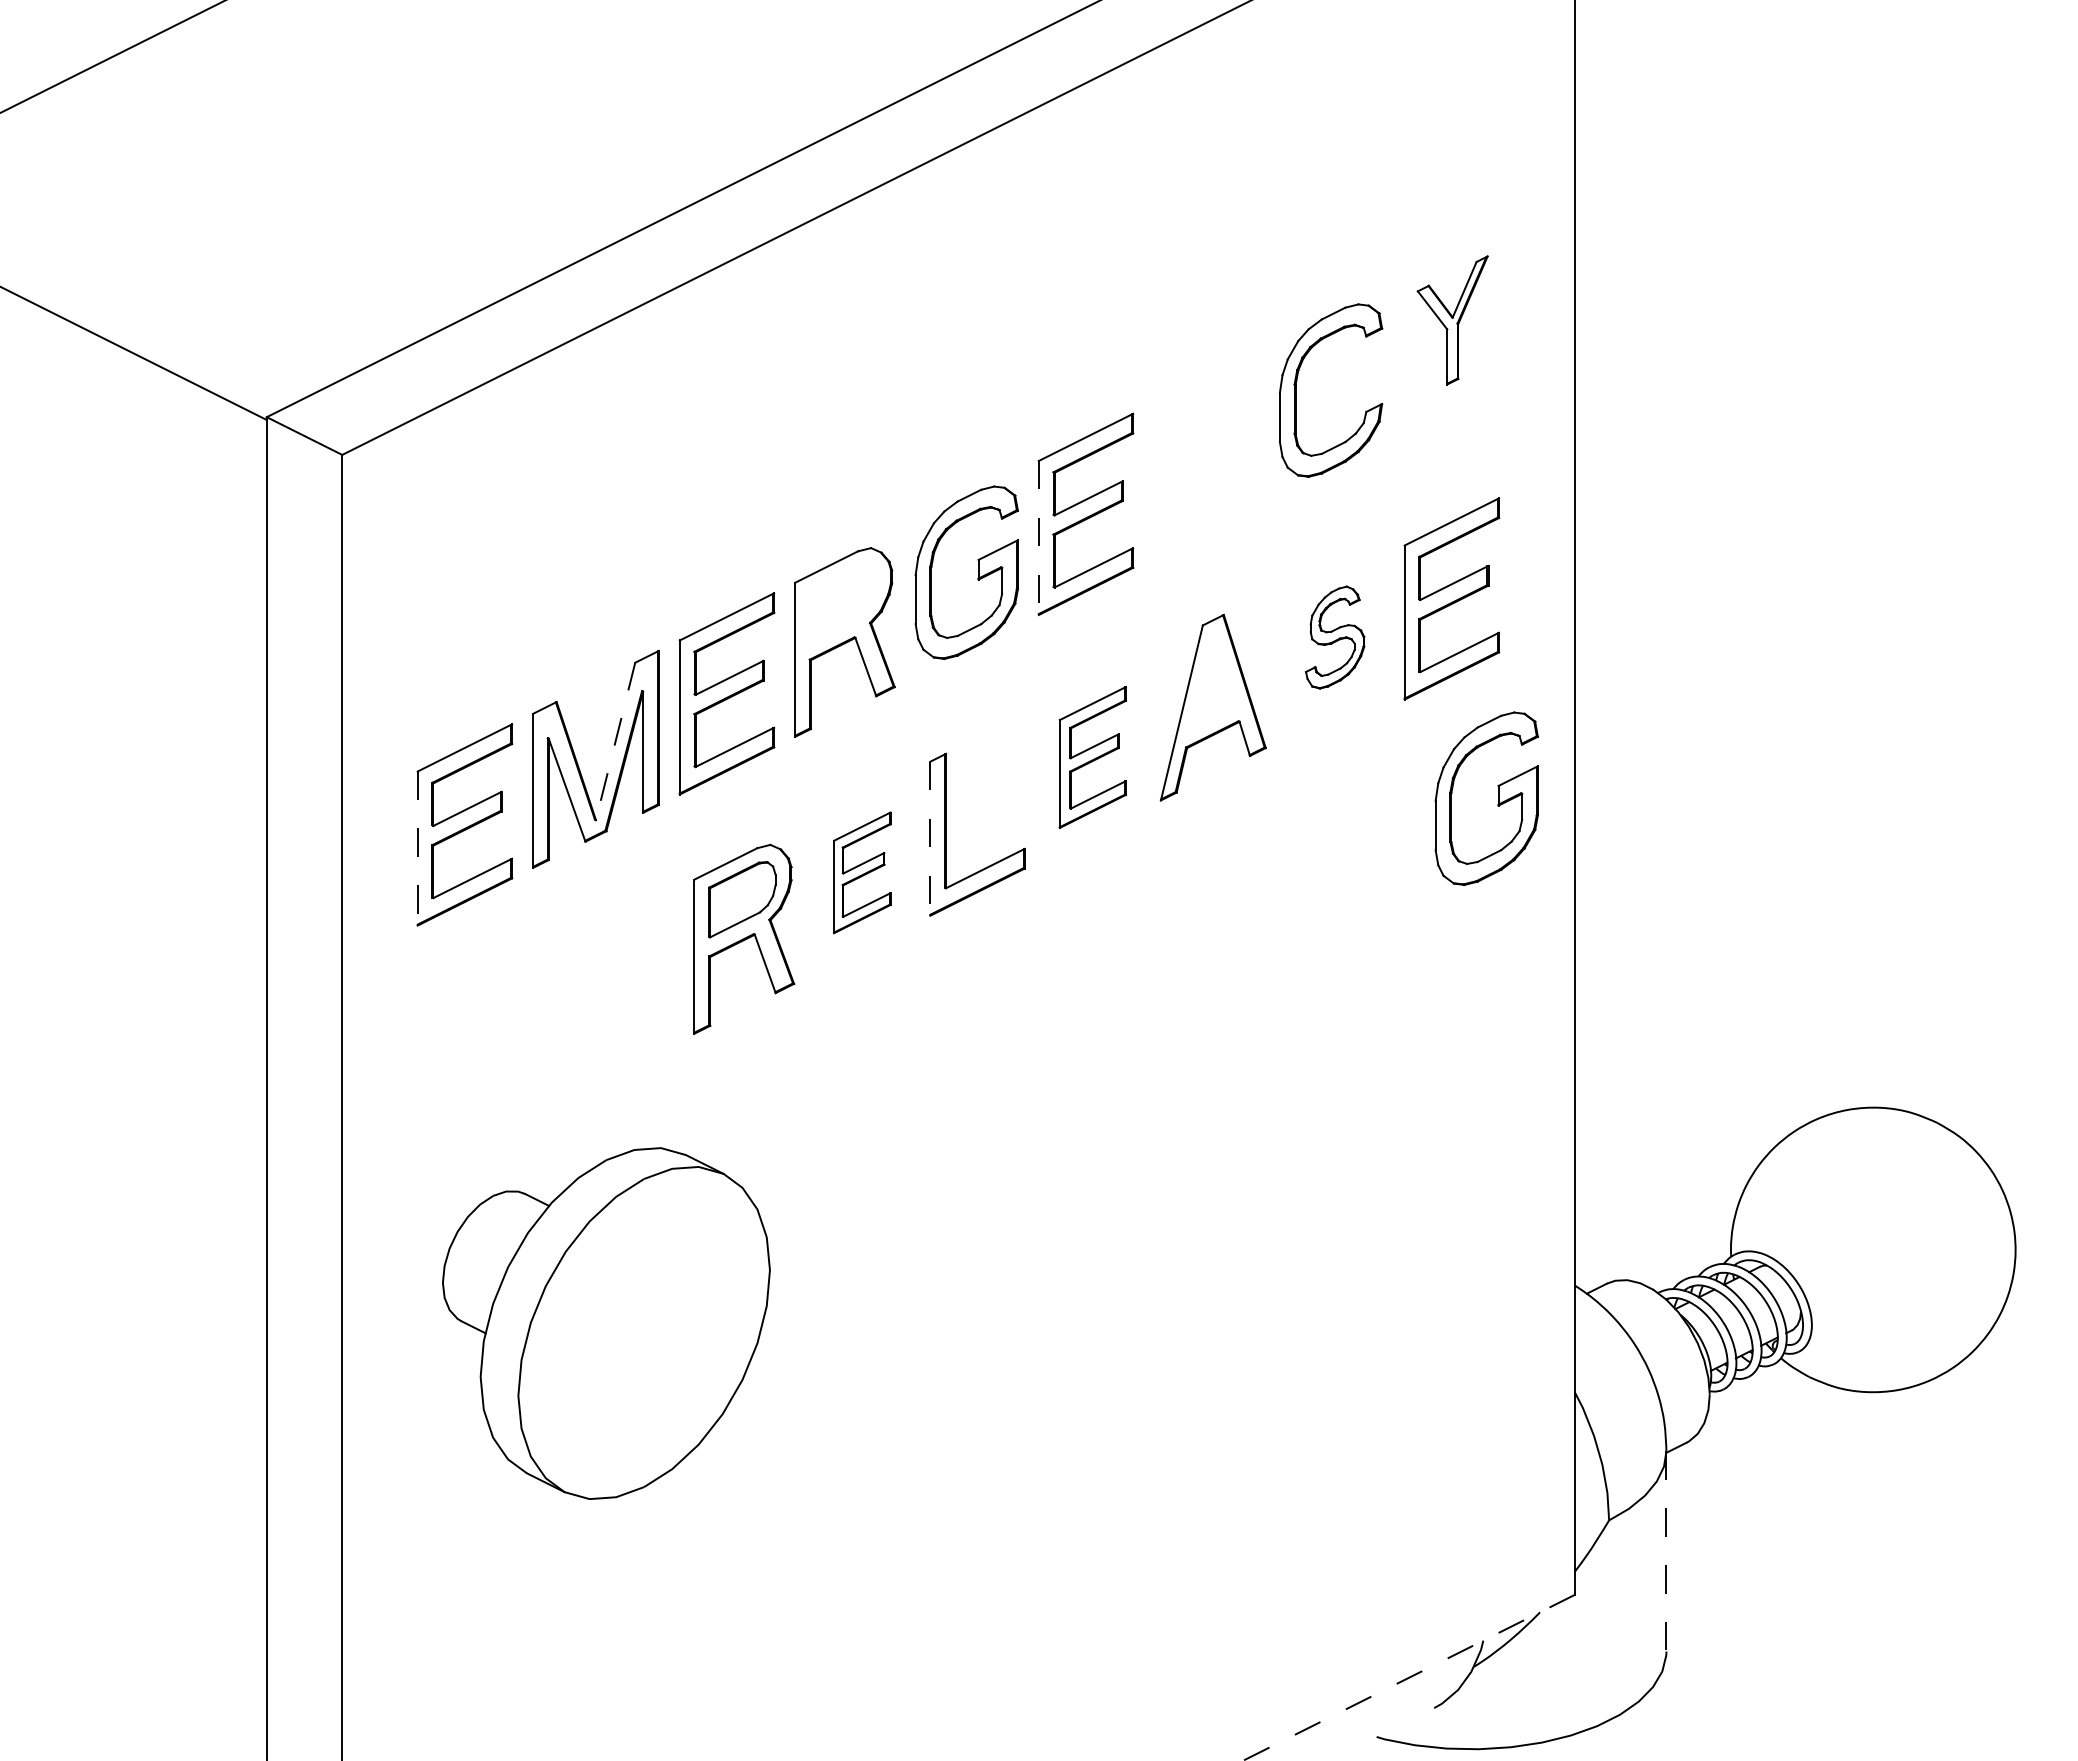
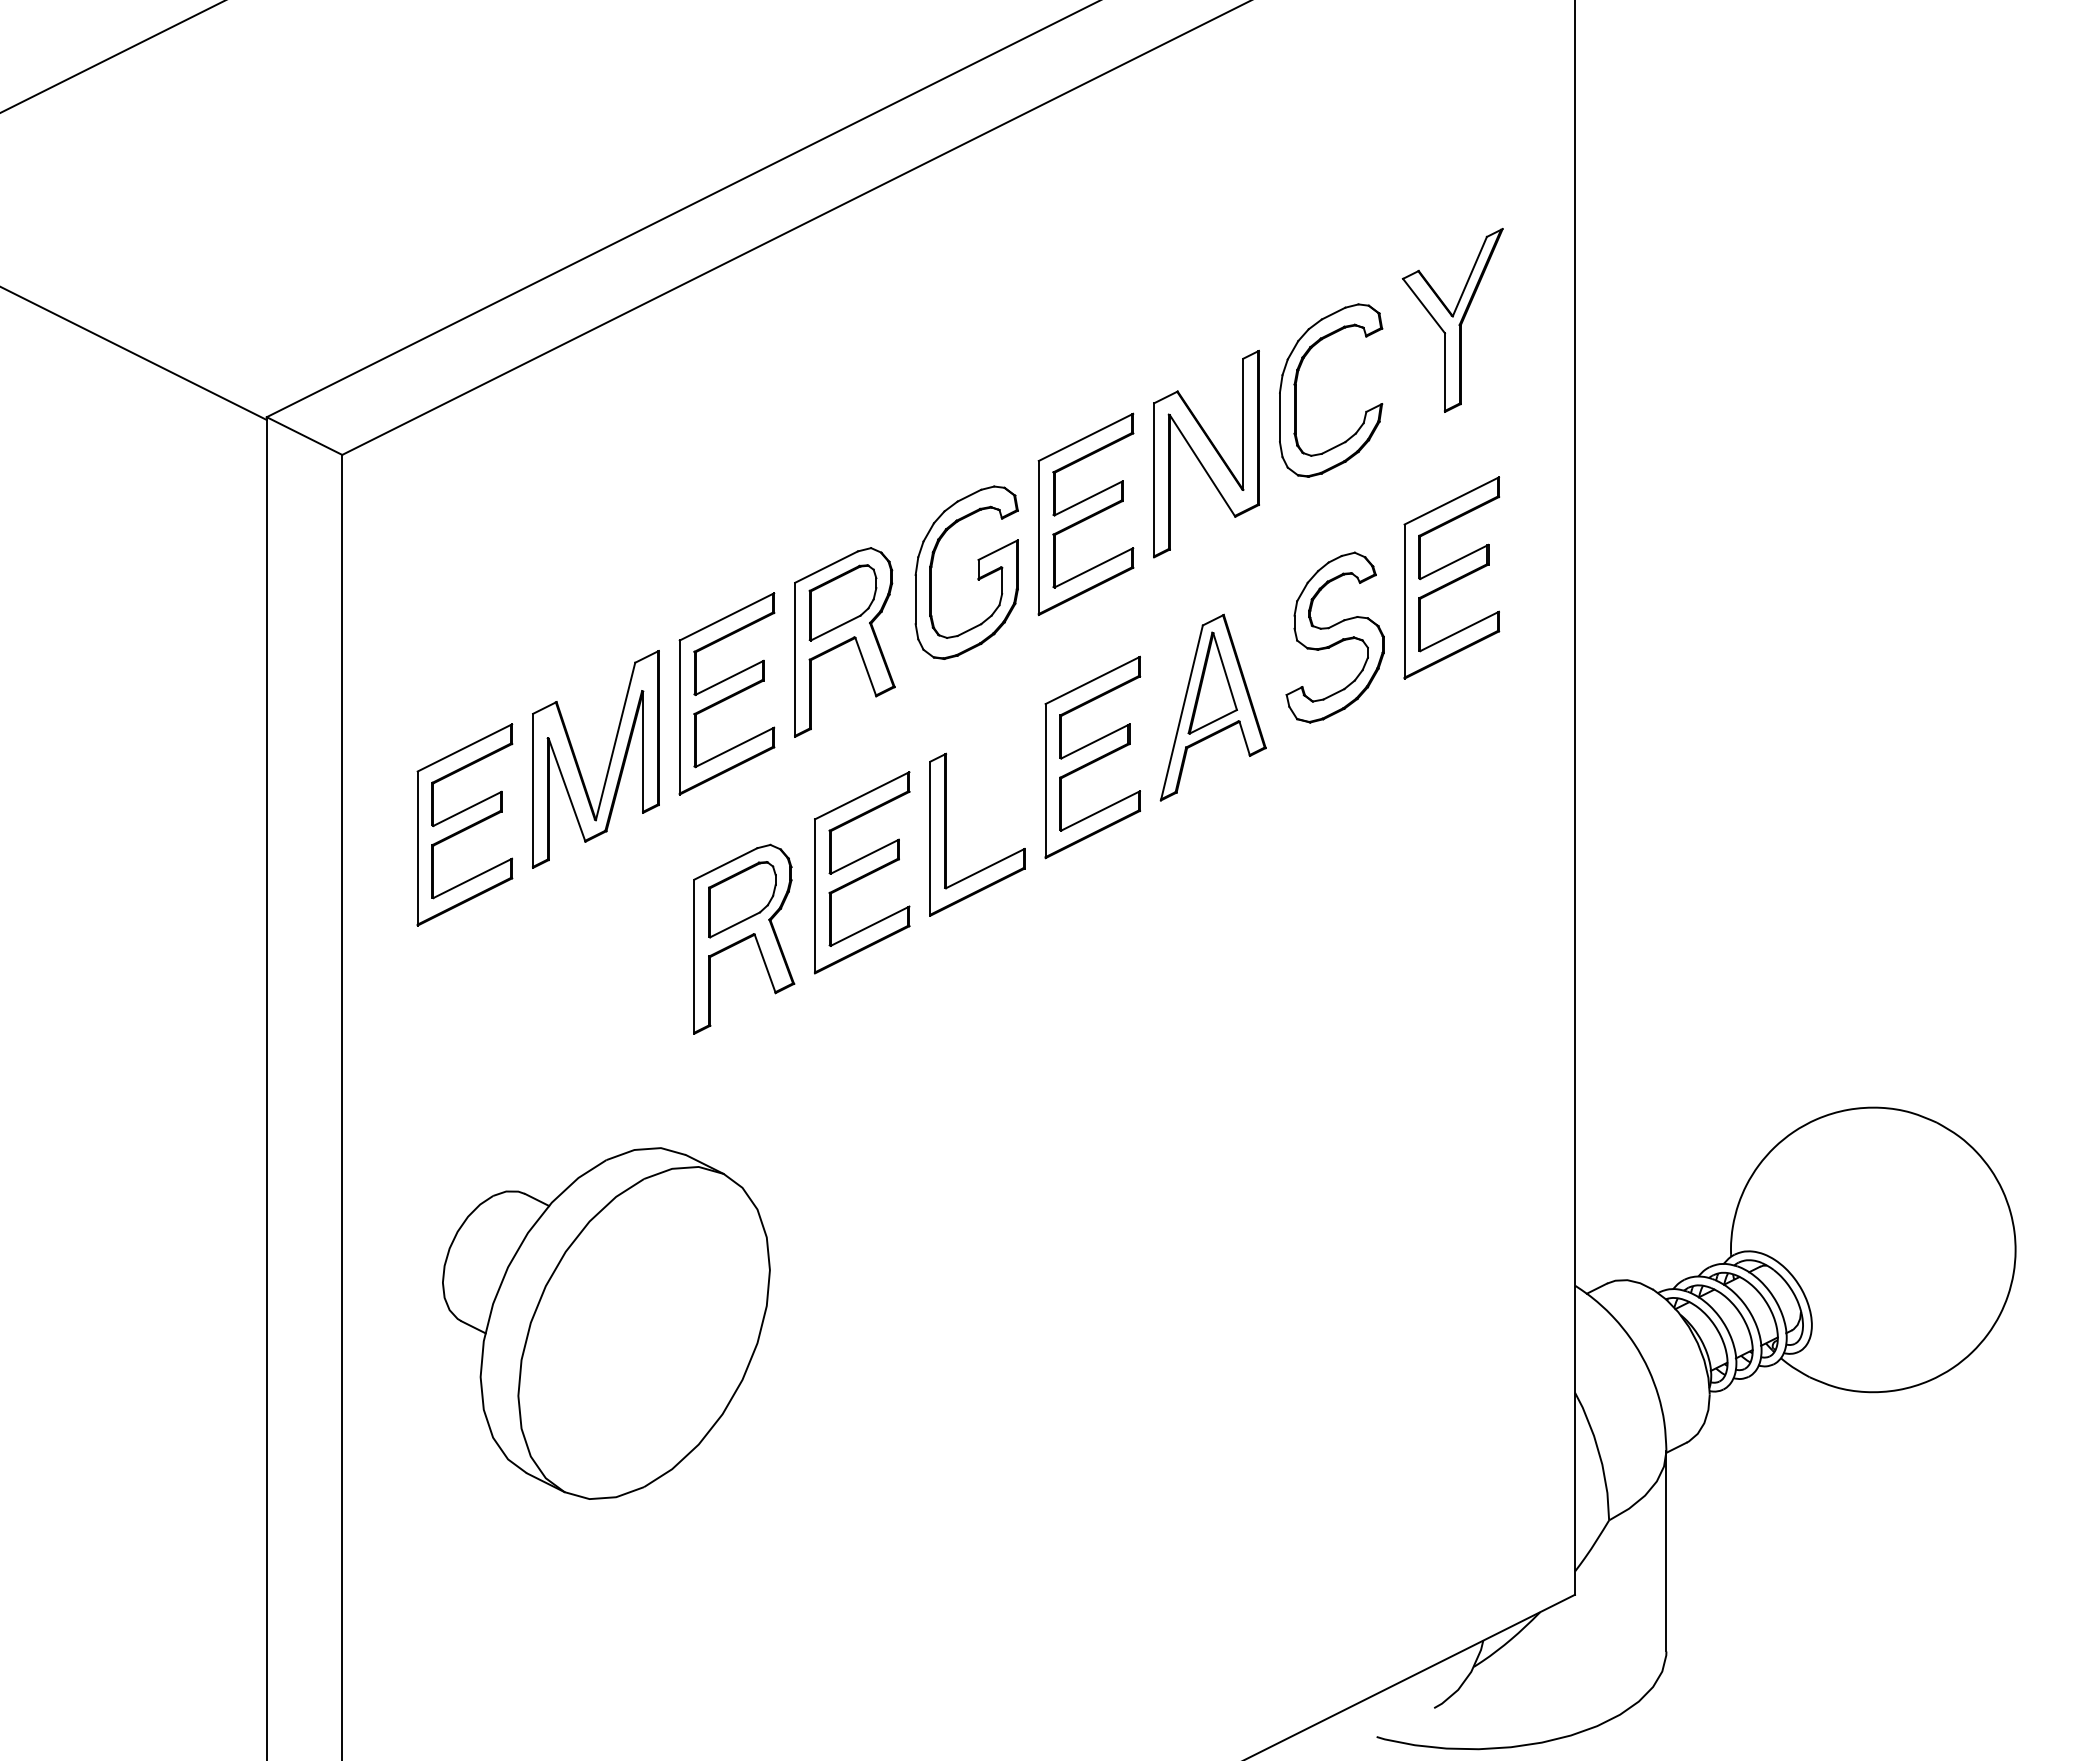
part size: 73x131 px -> 103x185 px (1452, 320)
part: none -> present (1206, 453)
line: dashed -> solid (1038, 538)
part position: (1451, 598) -> (1451, 577) (1451, 577)
part: none -> present (842, 602)
part size: 61x105 px -> 100x173 px (1334, 637)
part: none -> present (1212, 682)
line: dashed -> solid (615, 741)
part size: 69x143 px -> 98x205 px (1092, 757)
part: present -> none (1498, 798)
line: dashed -> solid (930, 839)
line: dashed -> solid (417, 849)
part size: 60x124 px -> 97x204 px (862, 872)
line: dashed -> solid (1666, 1551)
line: dashed -> solid (1408, 1677)
